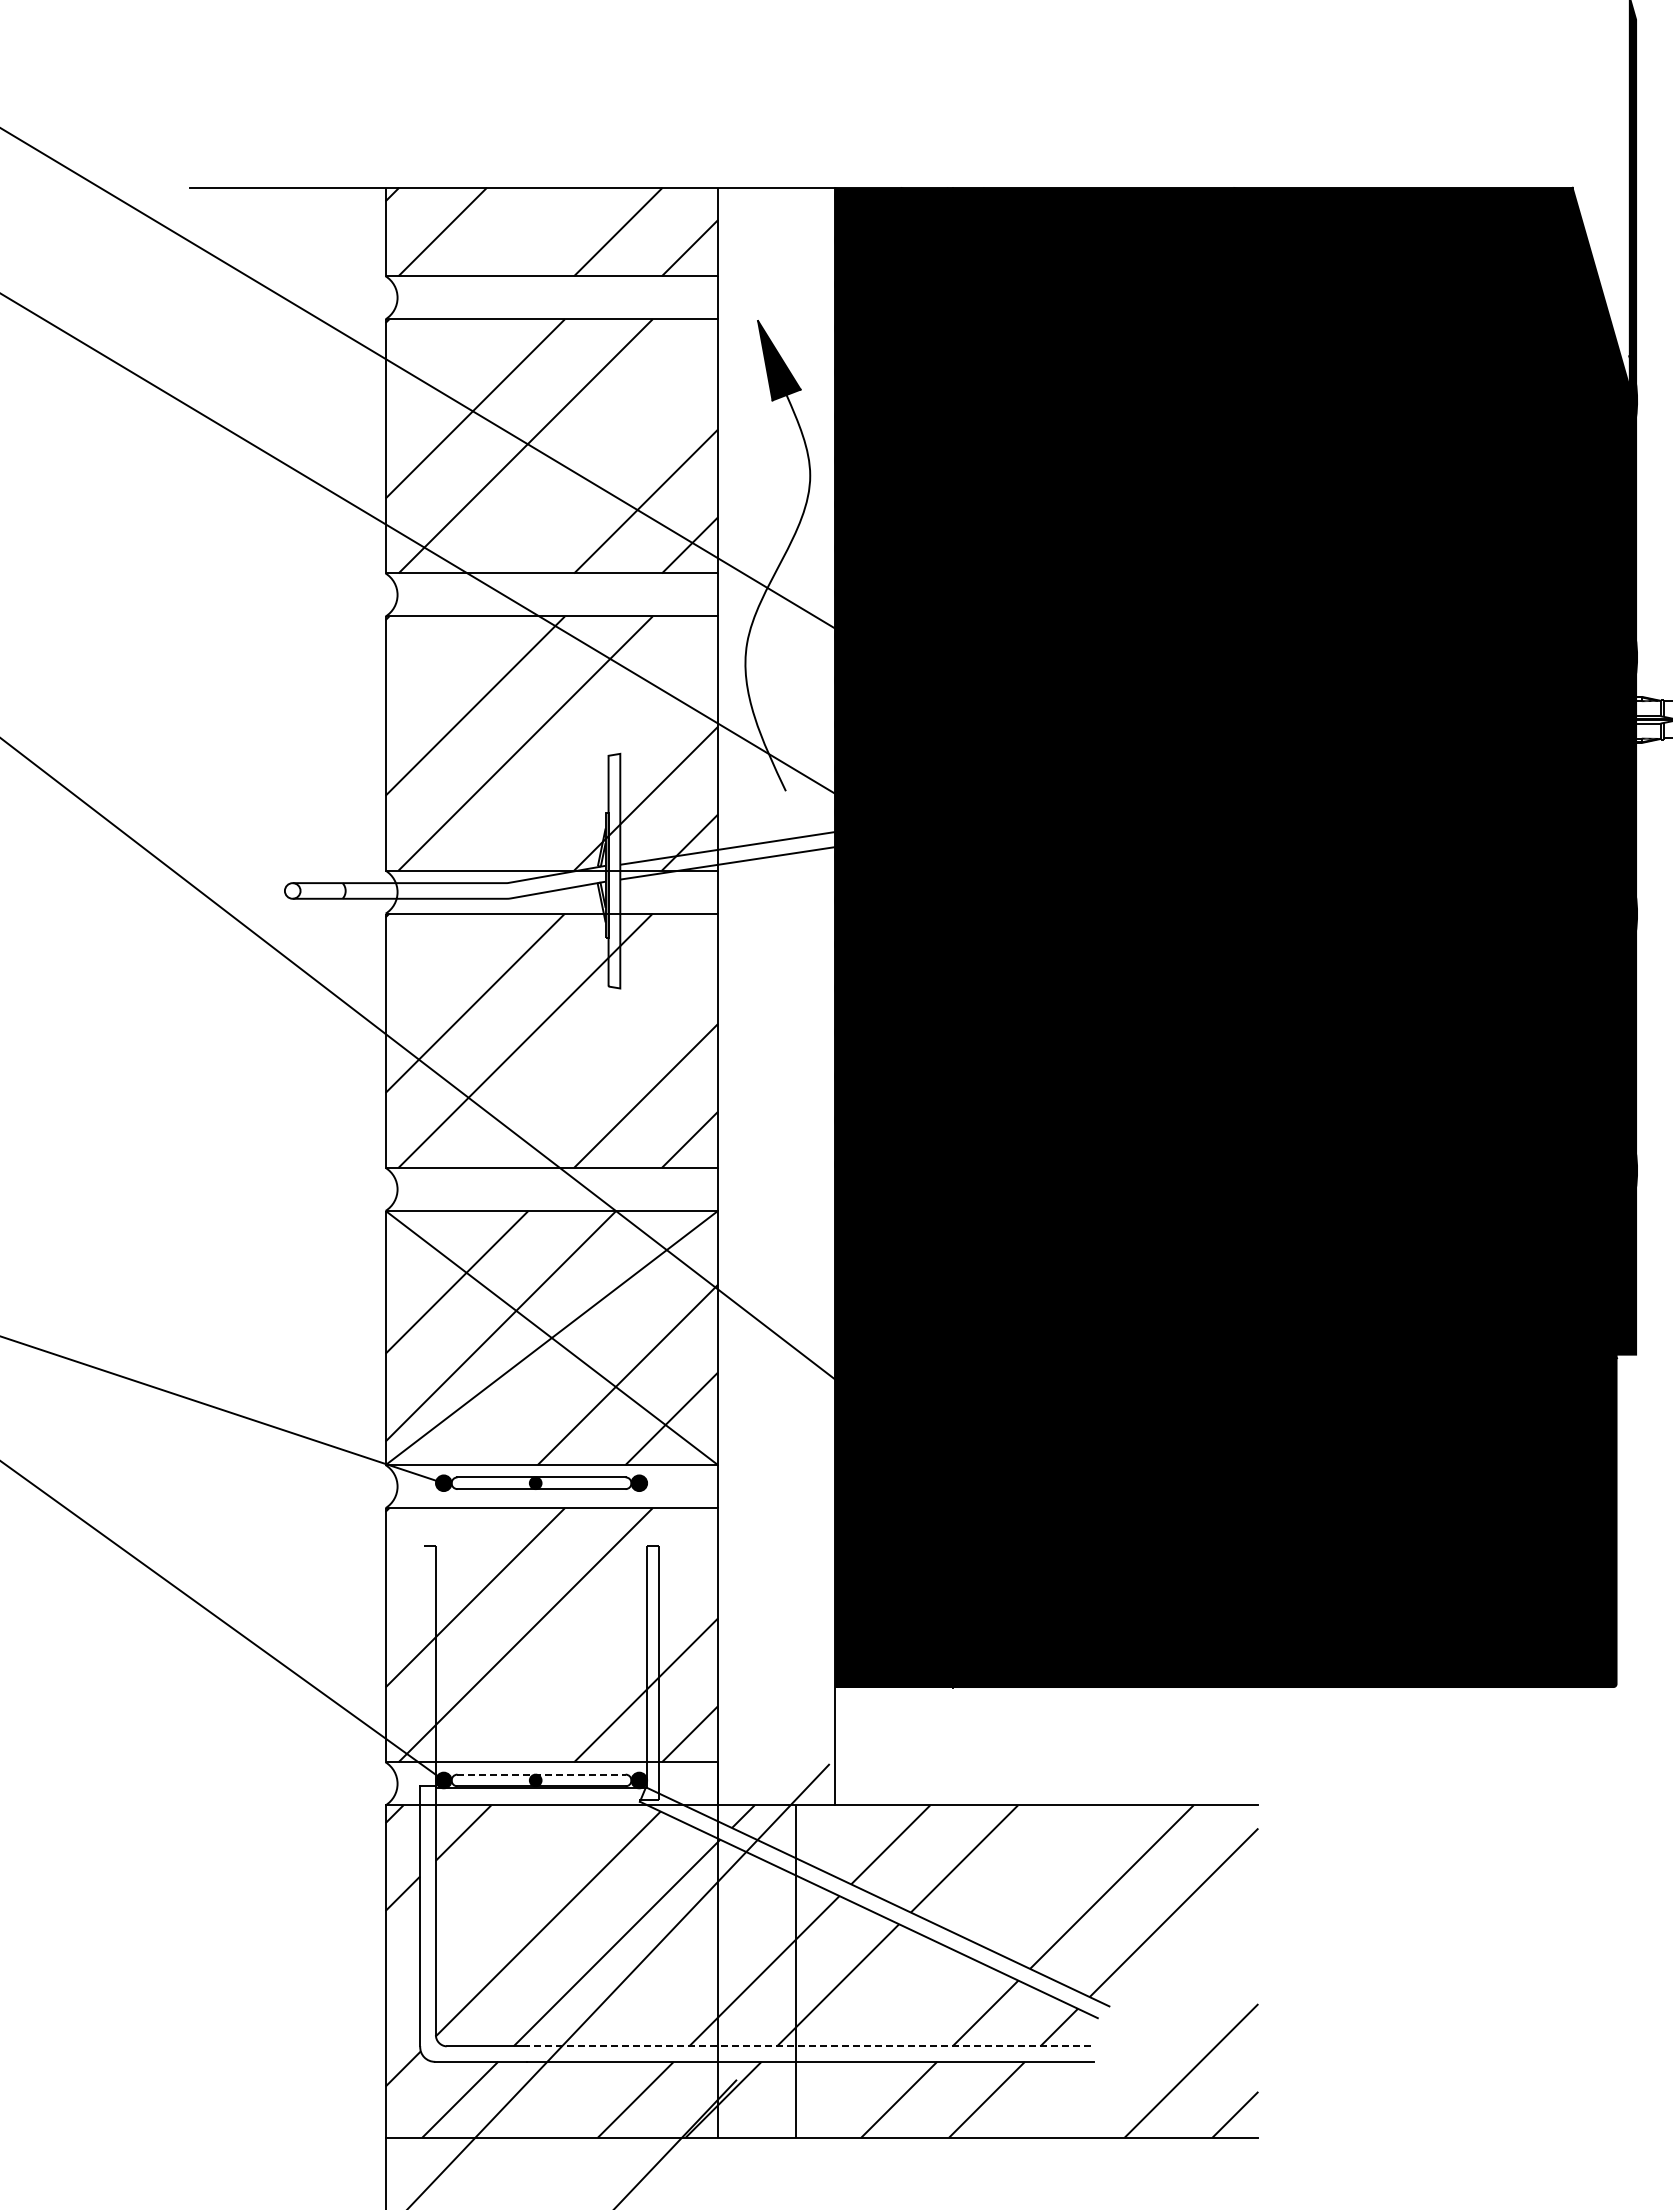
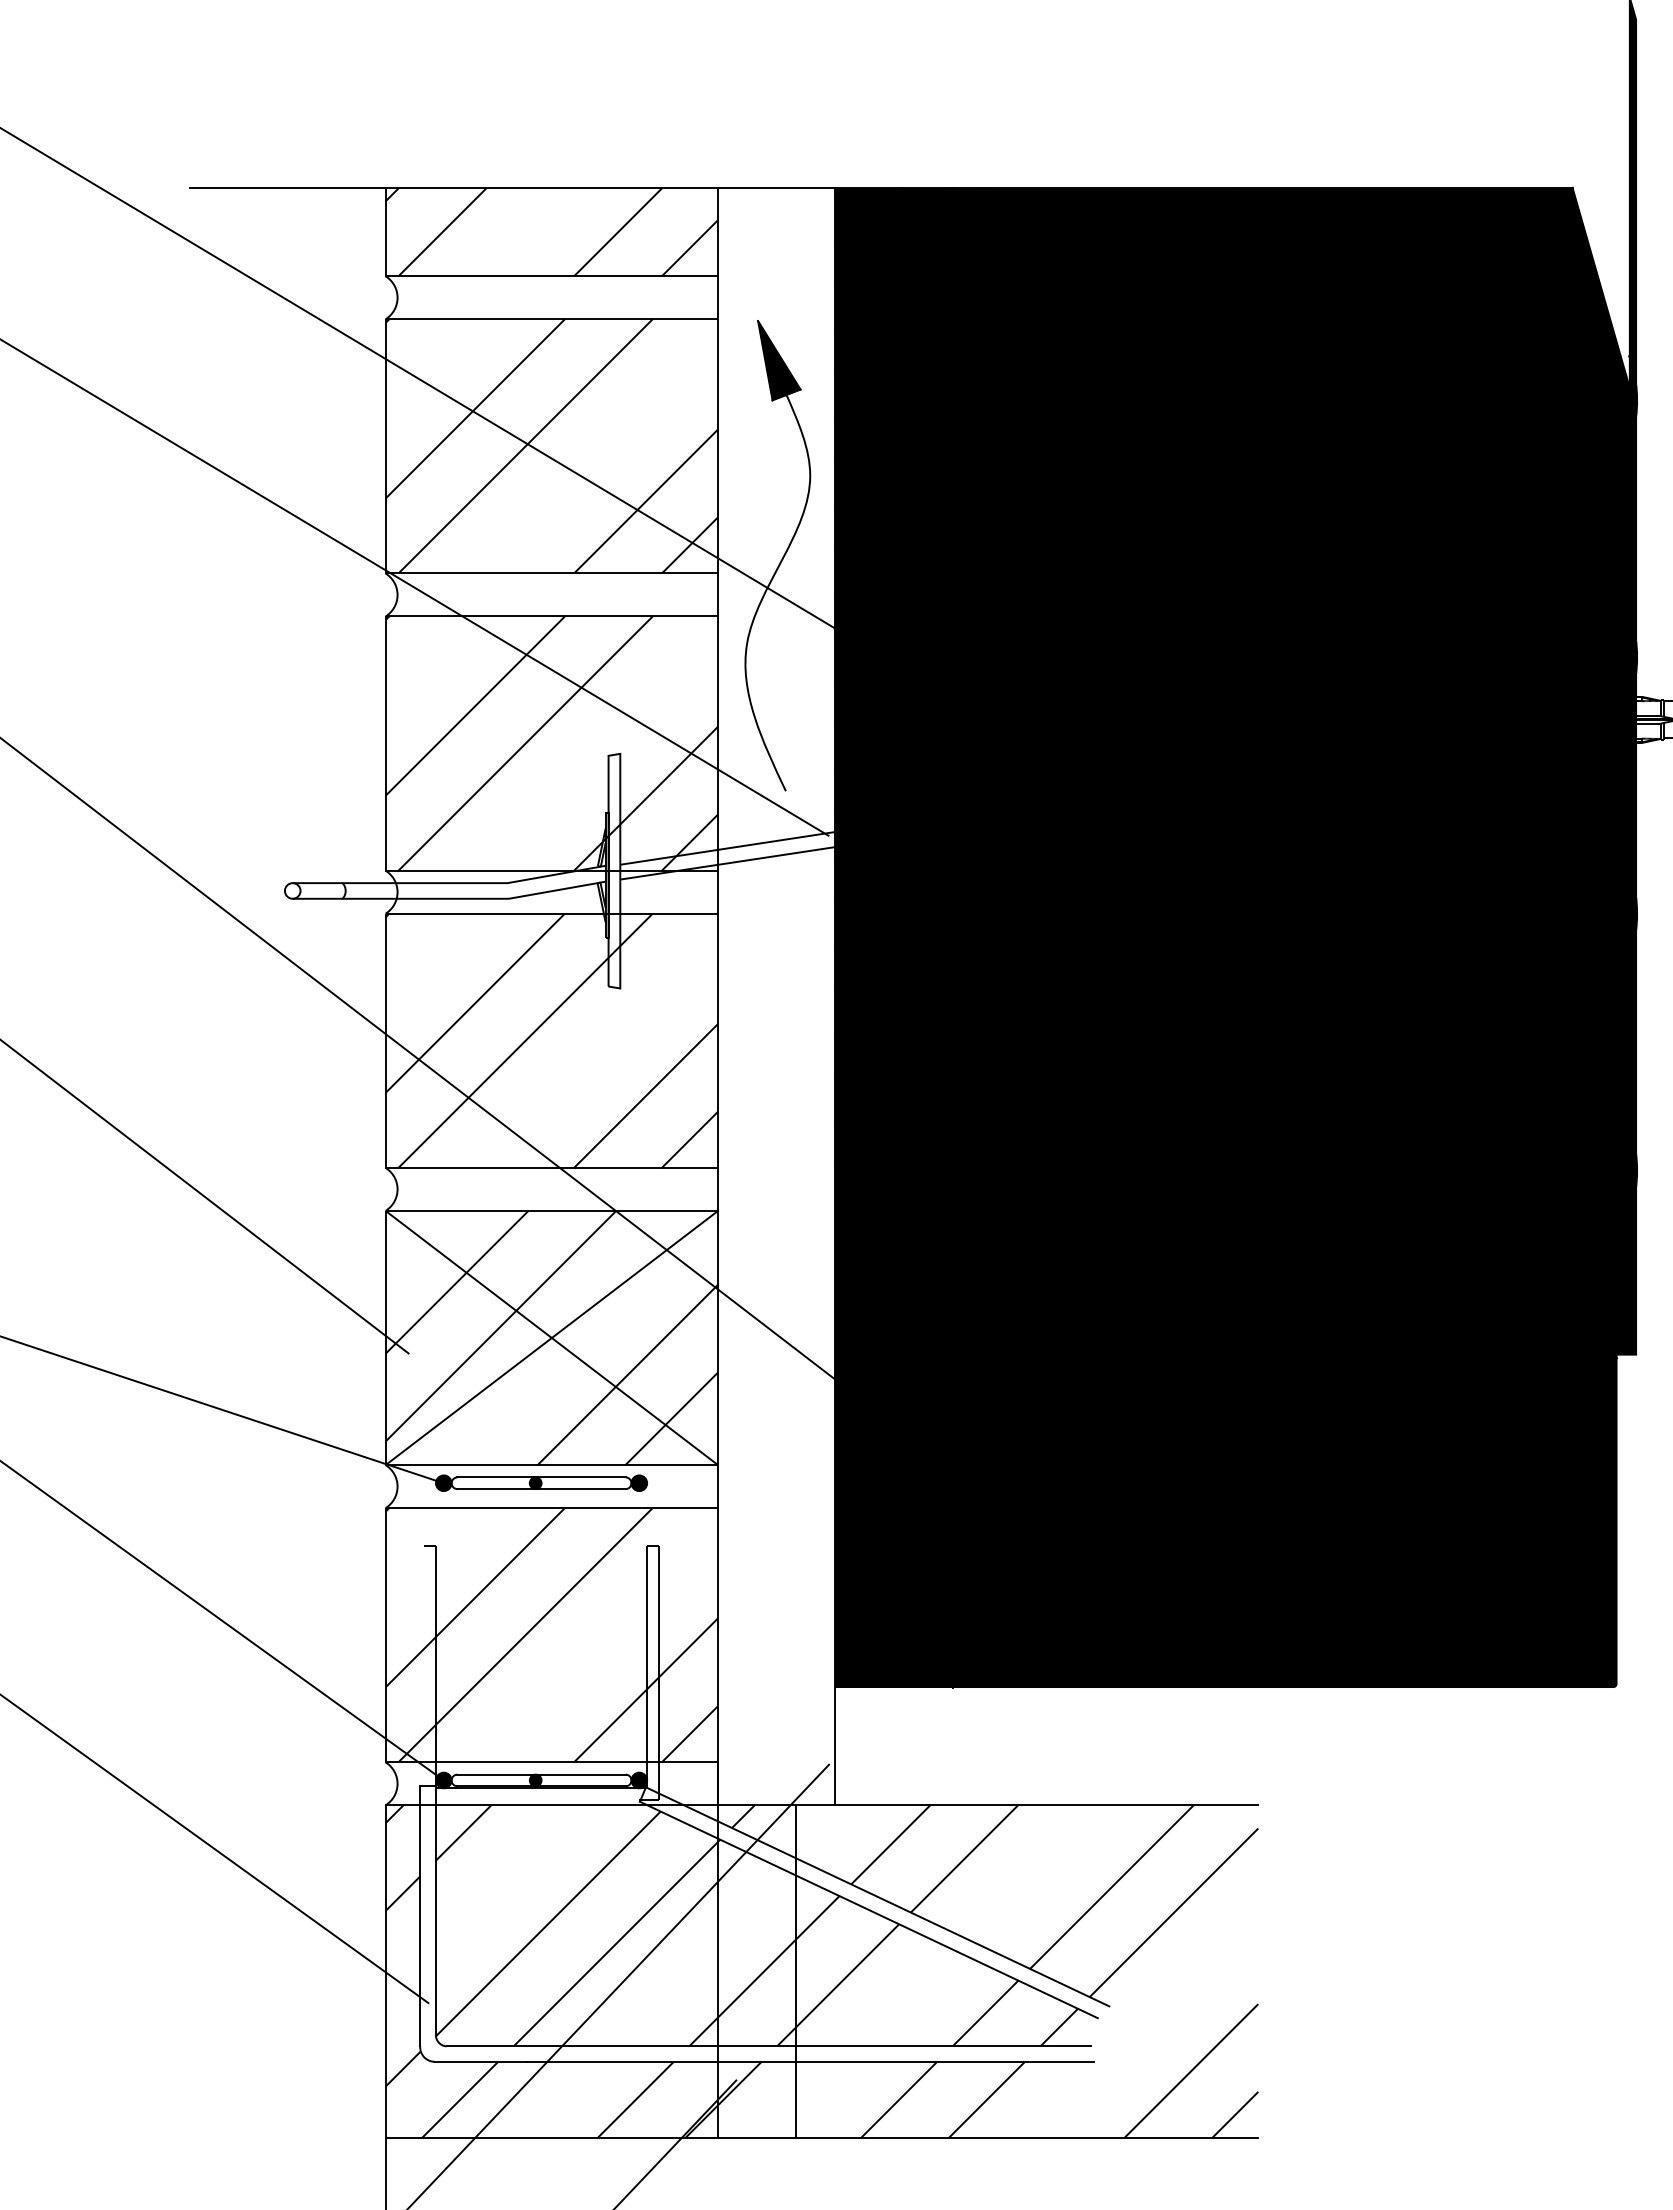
line position: (425, 547) -> (415, 587) (415, 587)
line: none -> present (205, 1197)
line: dashed -> solid (542, 1774)
line: none -> present (215, 1849)
line: dashed -> solid (808, 2046)
